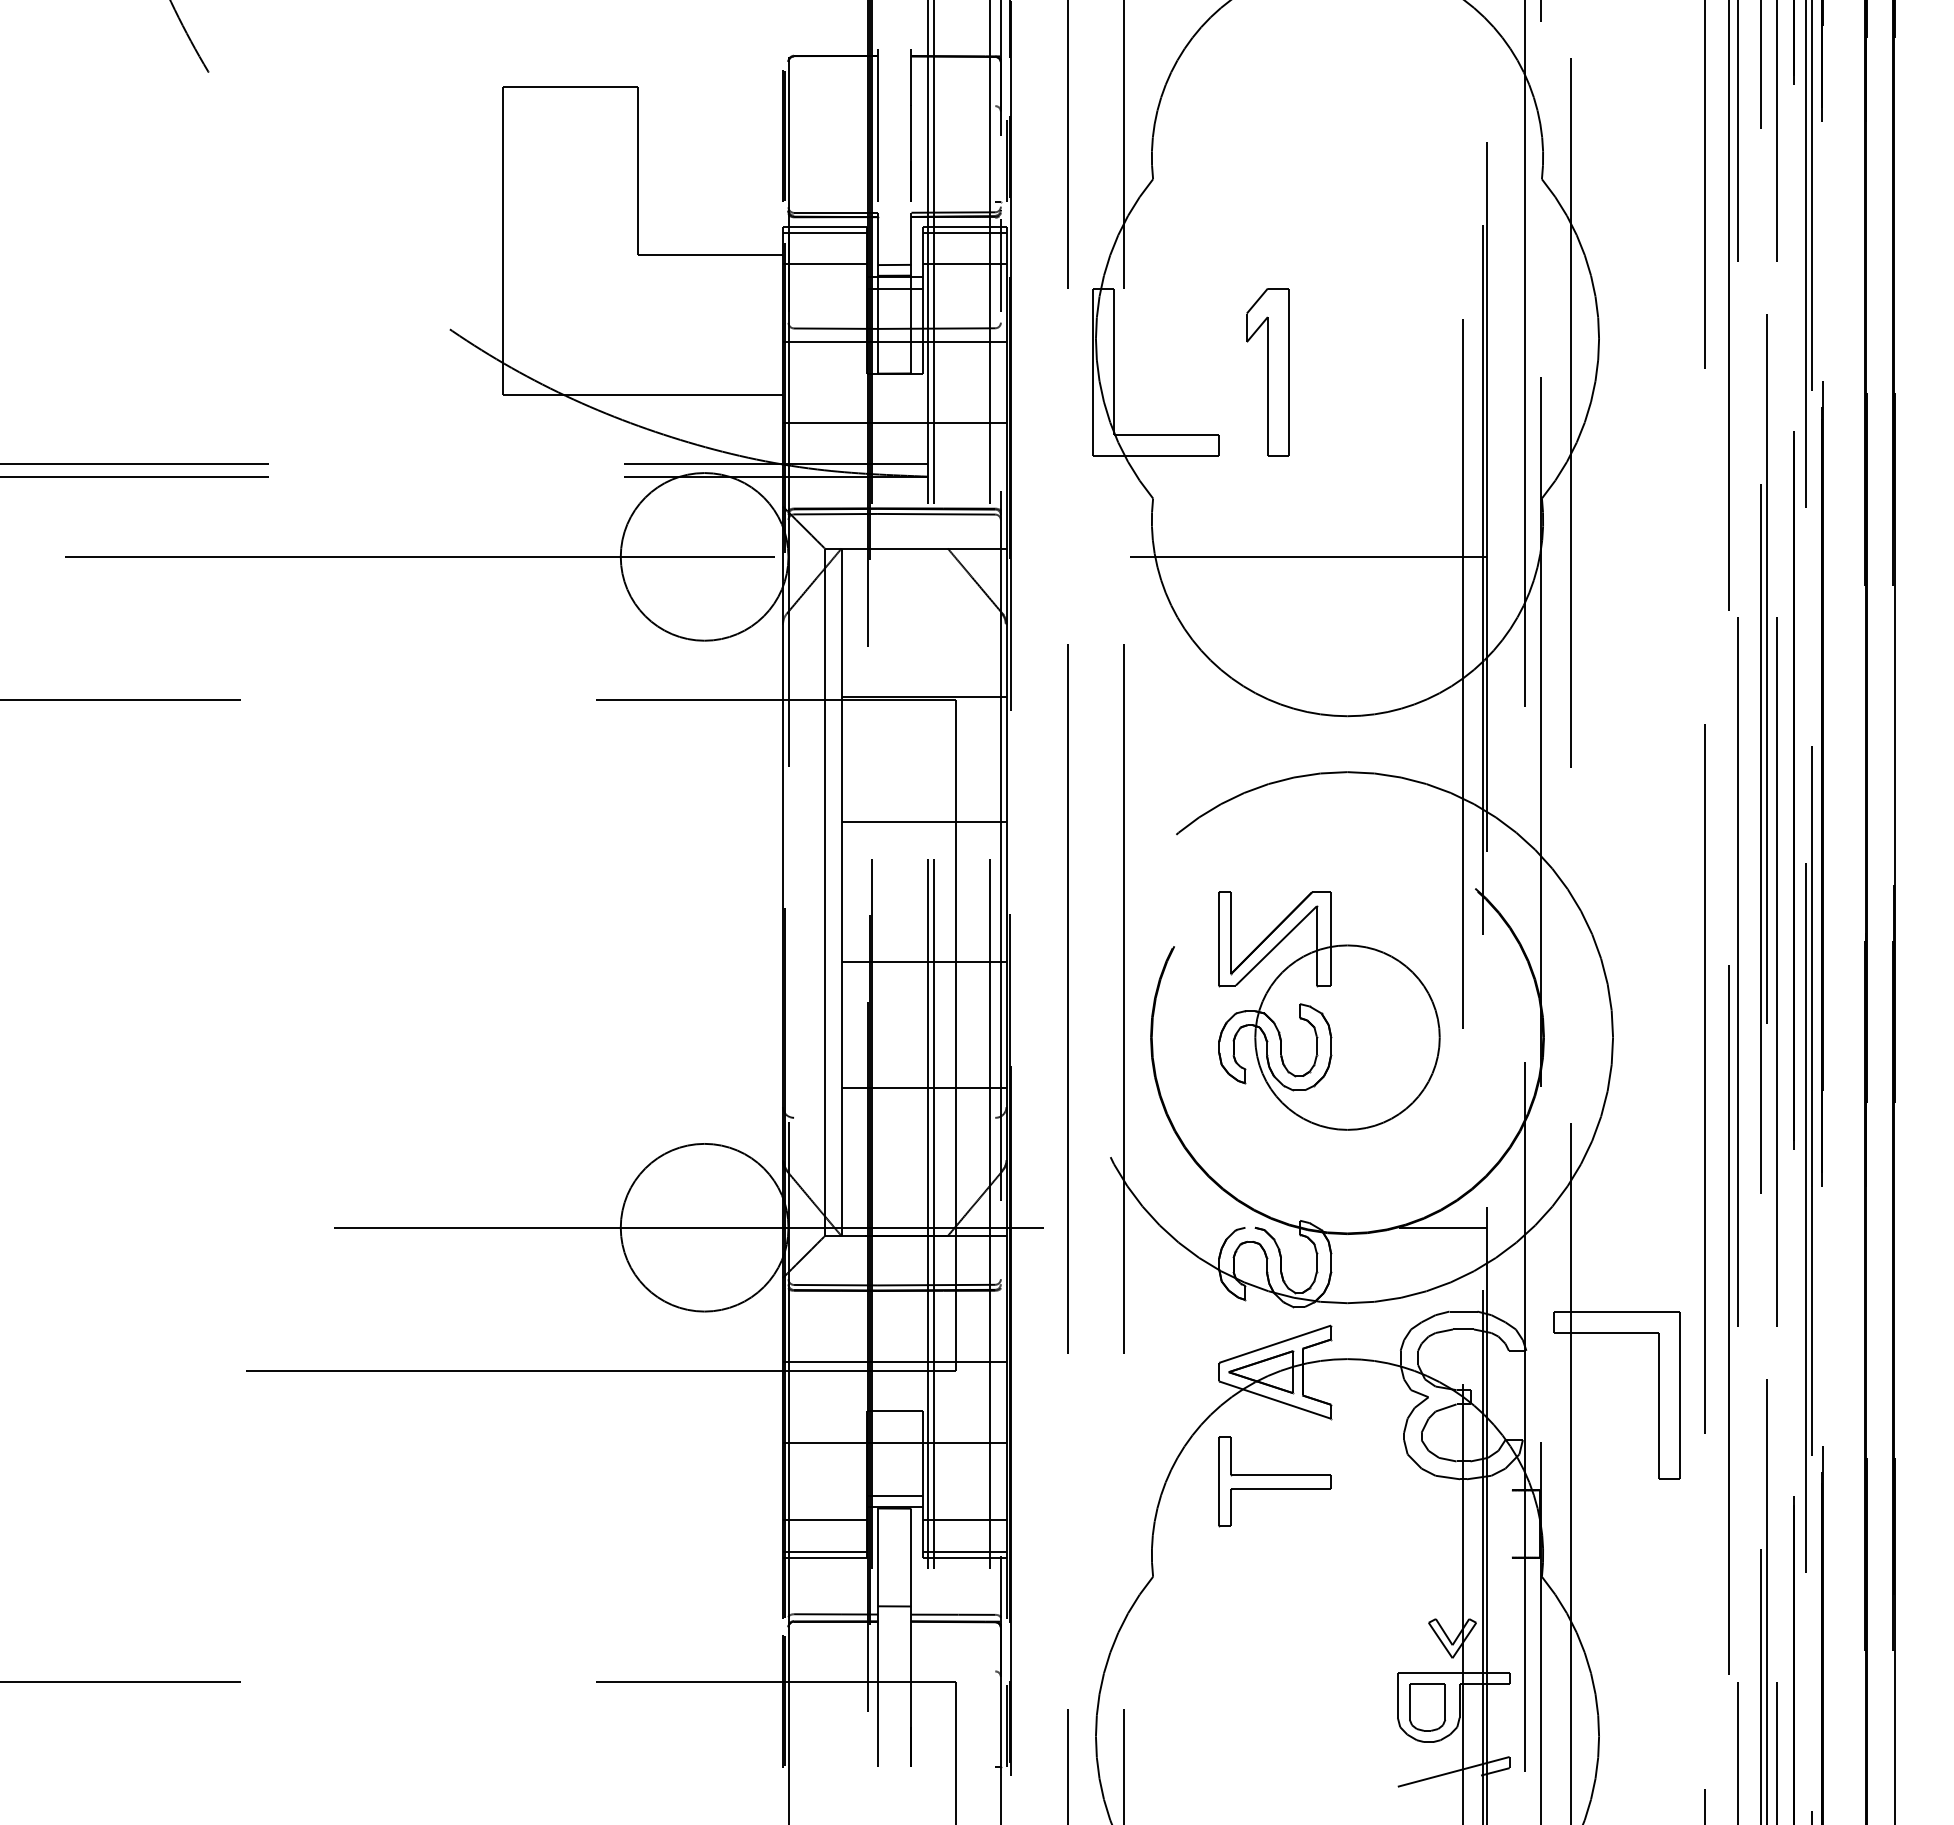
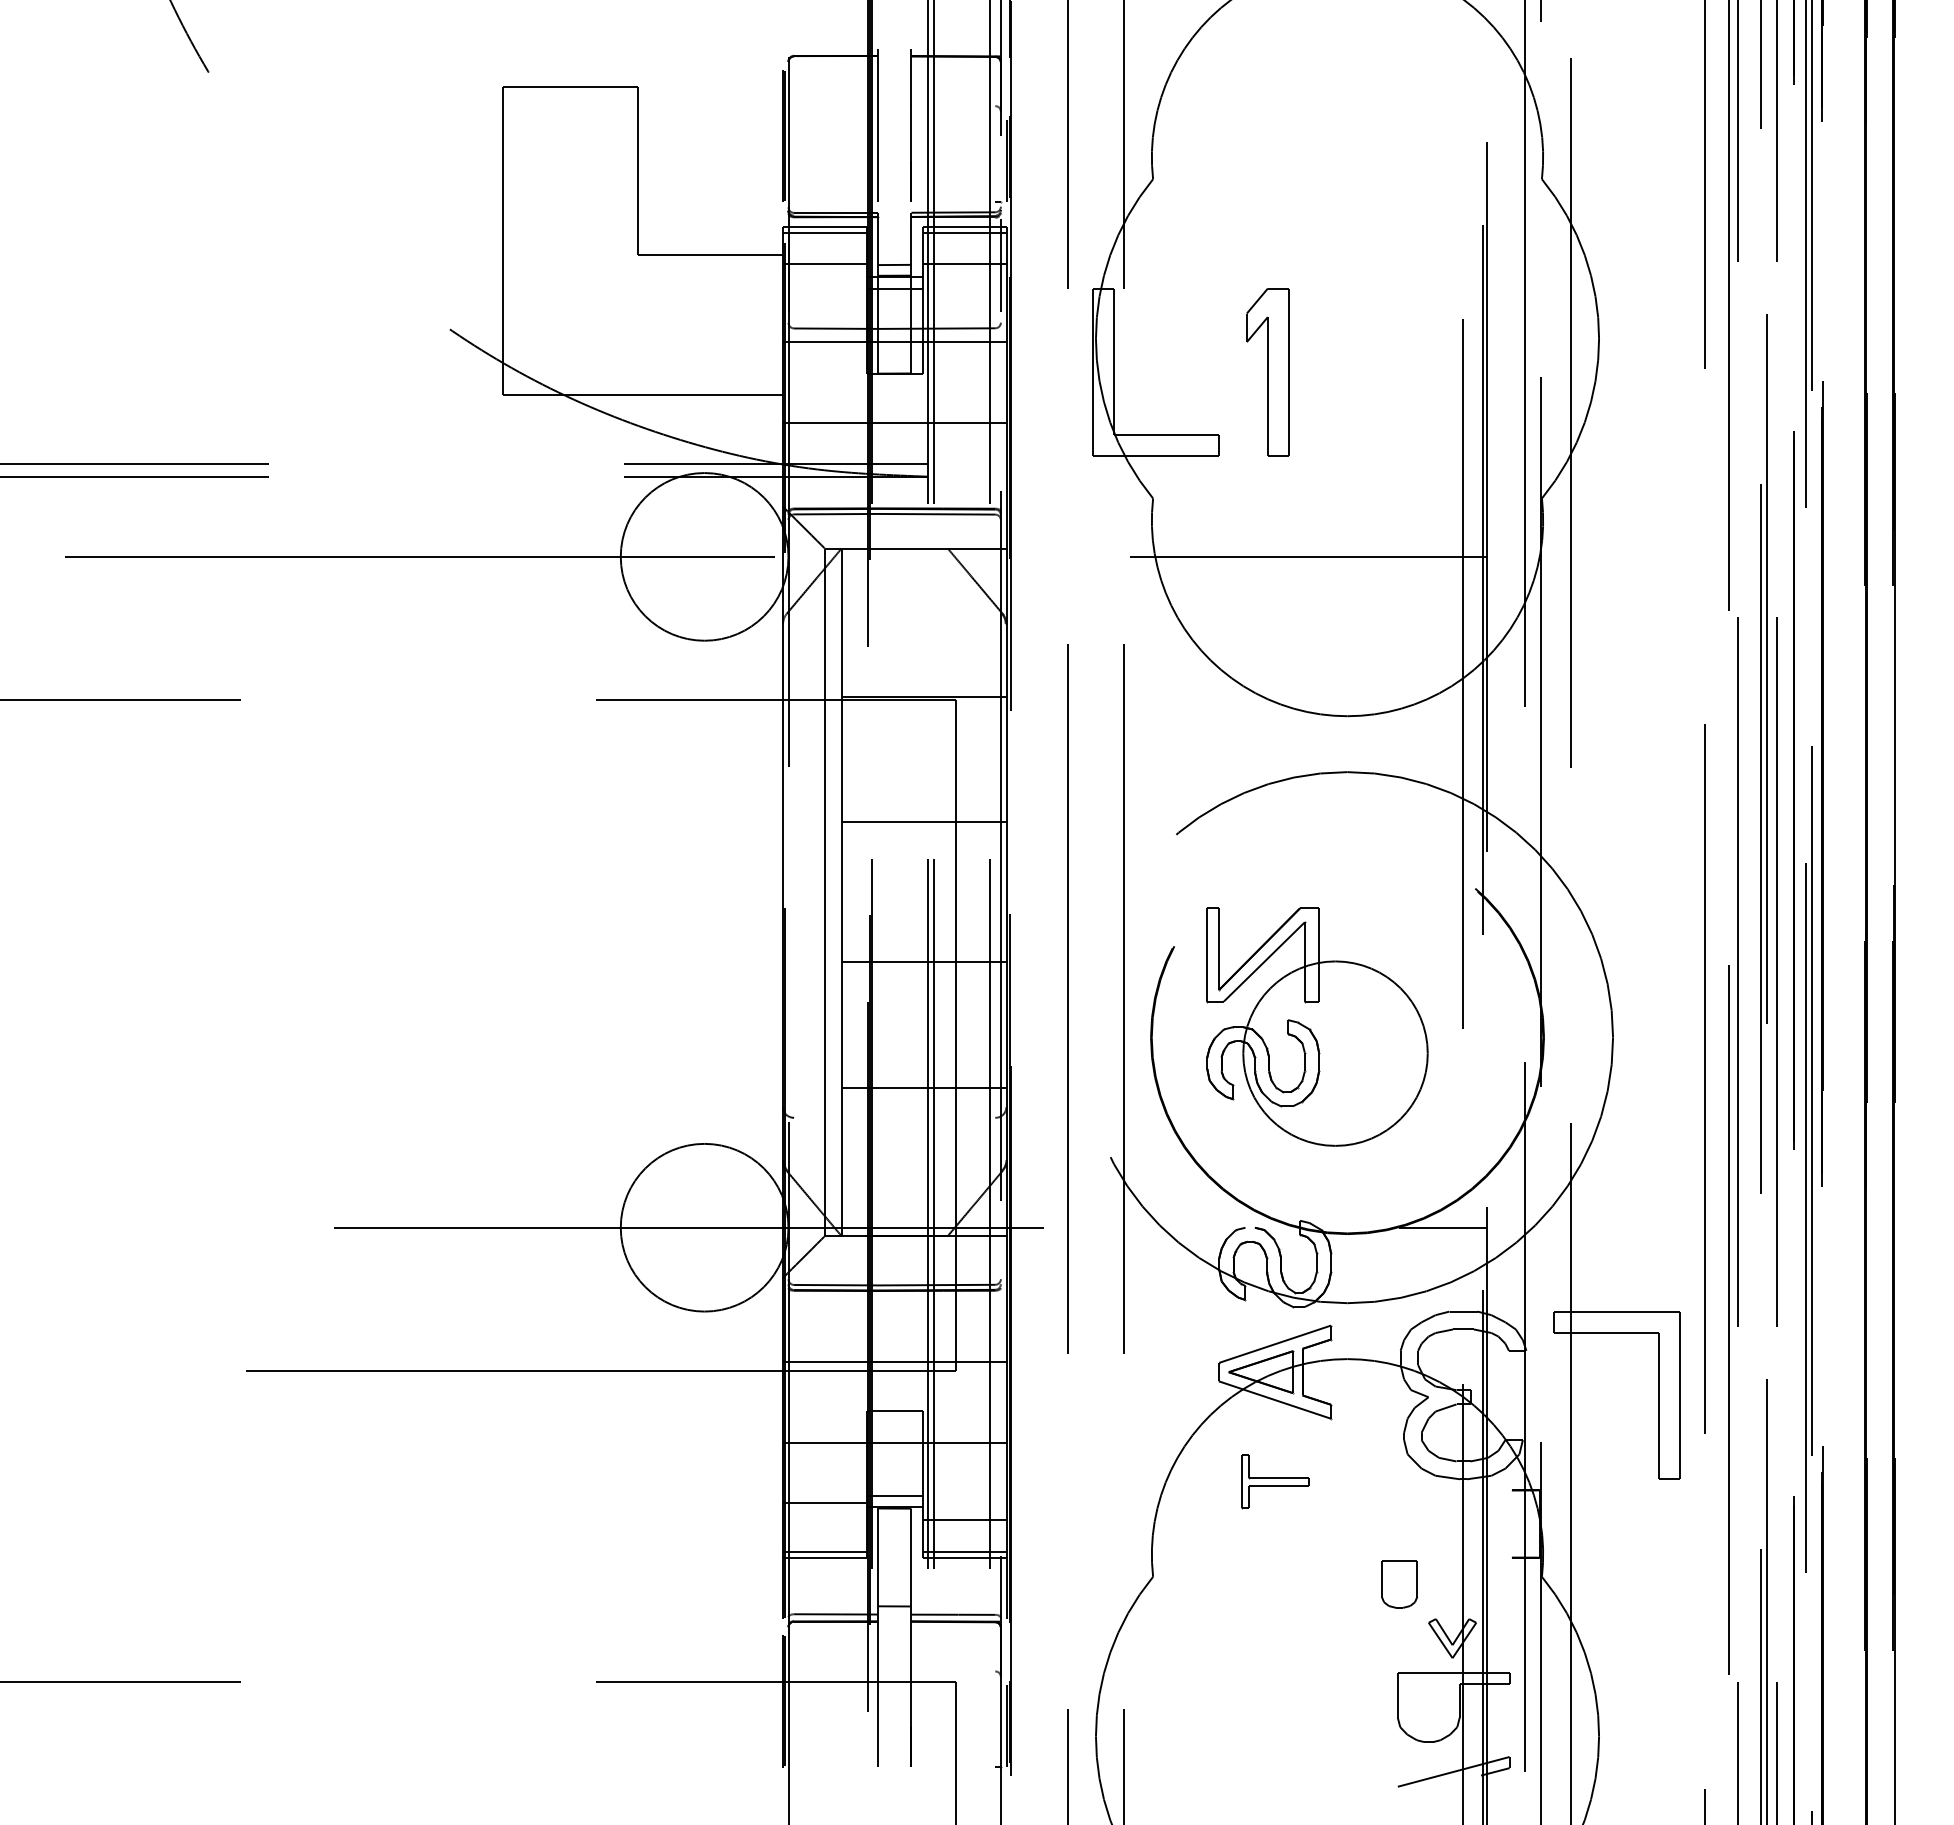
part position: (1329, 1010) -> (1317, 1026) (1317, 1026)
part size: 114x92 px -> 69x56 px (1275, 1481)
line position: (824, 1520) -> (824, 1503) (824, 1503)
part position: (1427, 1707) -> (1399, 1584) (1399, 1584)
